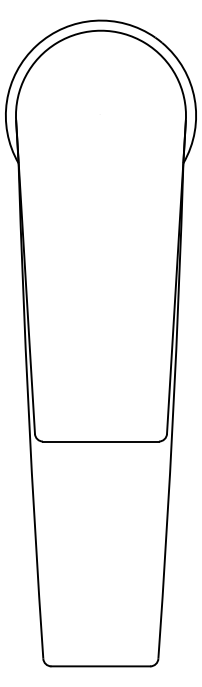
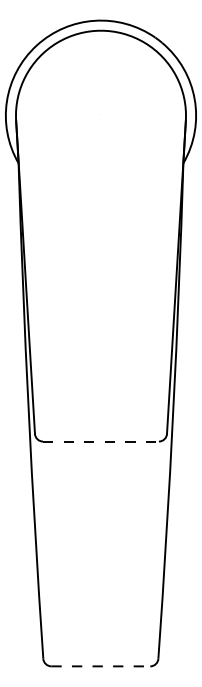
line: solid -> dashed (100, 441)
line: solid -> dashed (101, 666)
